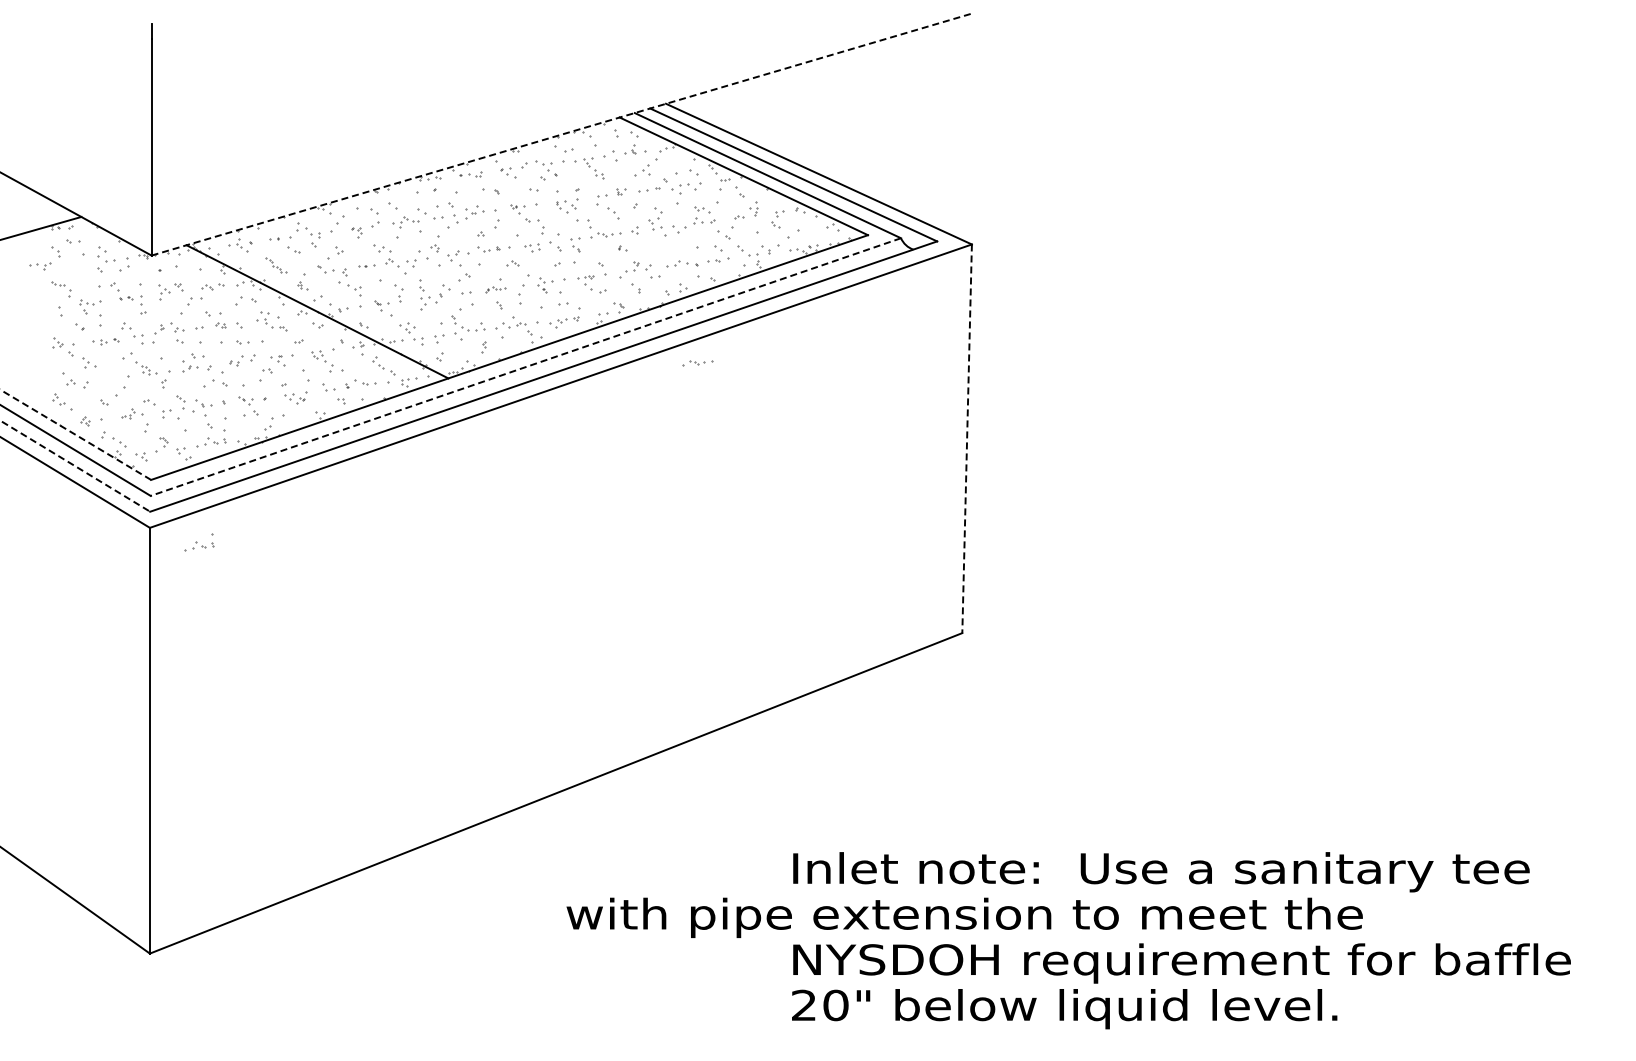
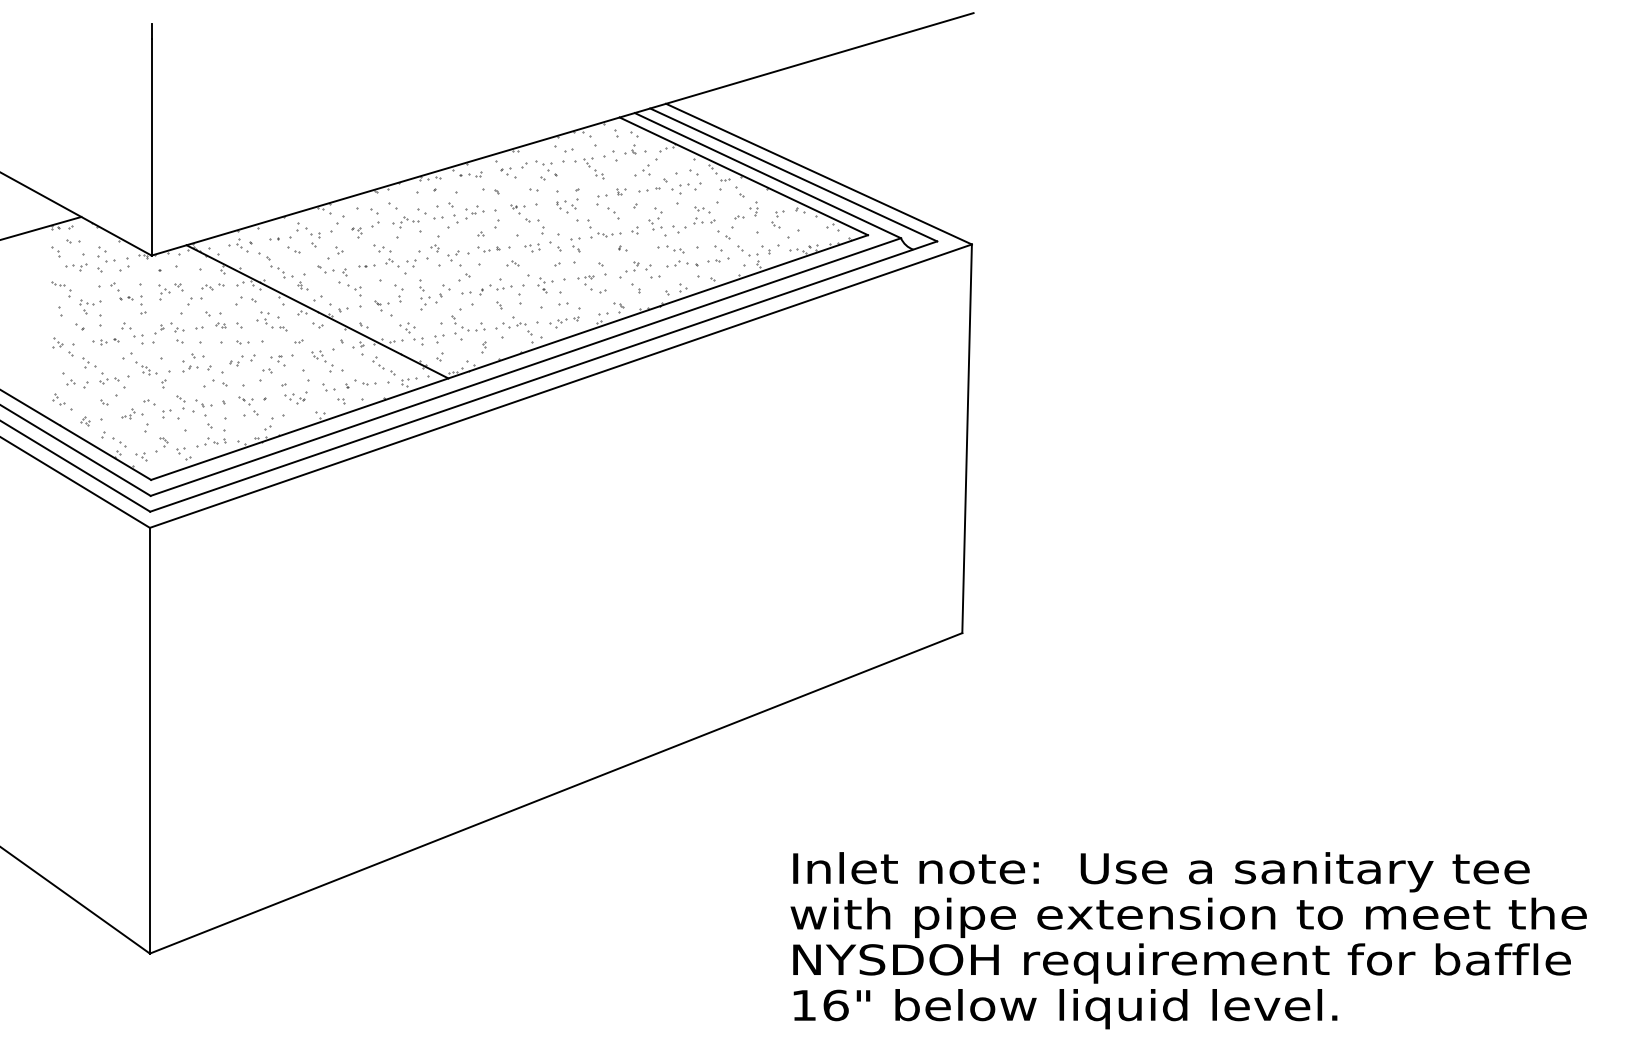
line: dashed -> solid (563, 134)
part: none -> present (670, 249)
part size: 23x17 px -> 36x27 px (275, 265)
part position: (40, 266) -> (76, 267) (76, 267)
part size: 22x8 px -> 34x12 px (495, 289)
part: present -> none (697, 363)
line: dashed -> solid (525, 367)
part: none -> present (109, 378)
line: dashed -> solid (75, 434)
line: dashed -> solid (967, 439)
line: dashed -> solid (75, 466)
part: present -> none (199, 542)
text position: (964, 917) -> (1188, 917) (1188, 917)
text: 20" -> 16" (820, 1005)
